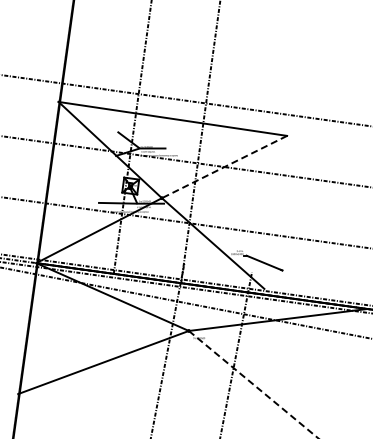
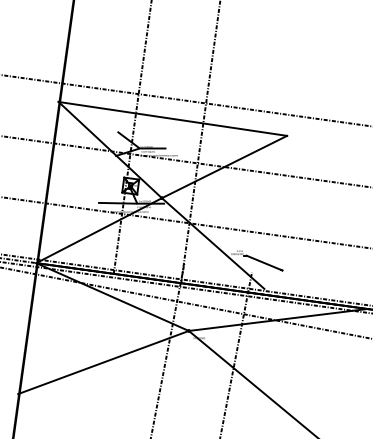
line: dashed -> solid (224, 167)
line: dashed -> solid (254, 385)
